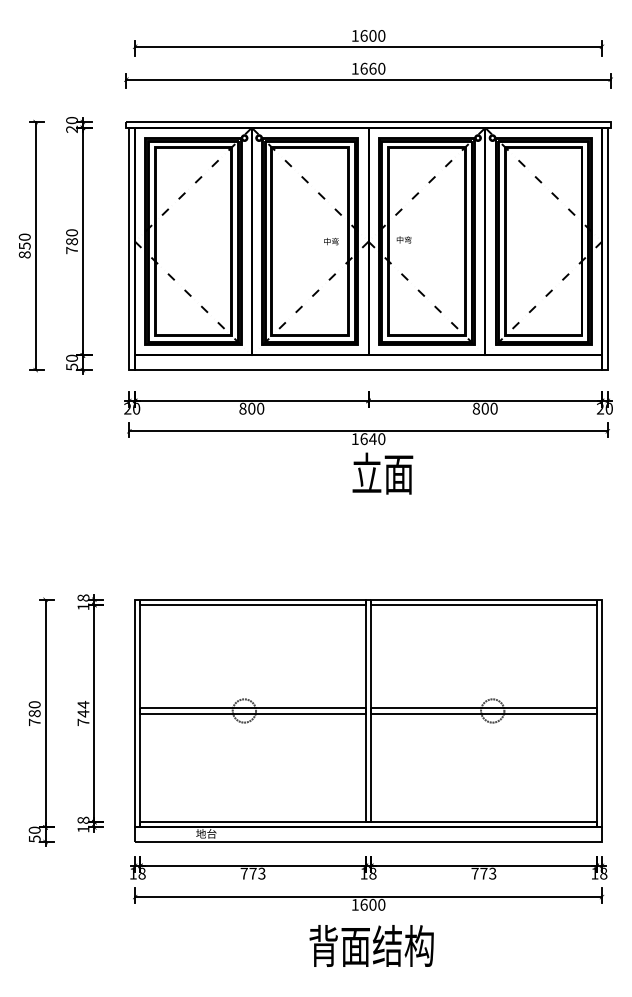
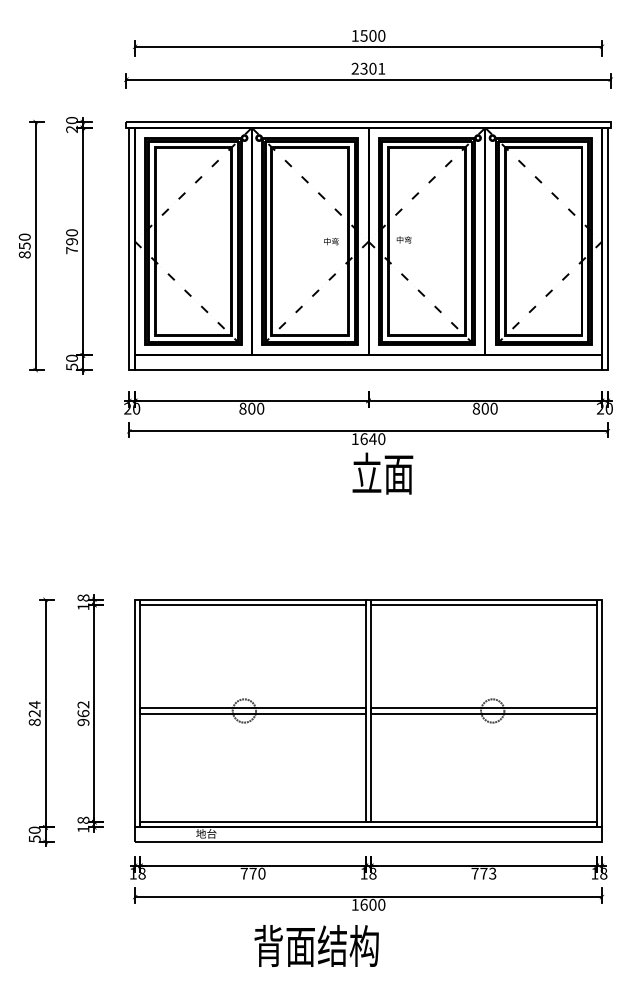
text: 1600 -> 1500 (363, 35)
text: 1660 -> 2301 (368, 68)
text: 780 -> 790 (71, 241)
text: 780 -> 824 (34, 713)
text: 744 -> 962 (83, 713)
text: 773 -> 770 (261, 873)
text position: (371, 945) -> (316, 945) (316, 945)
